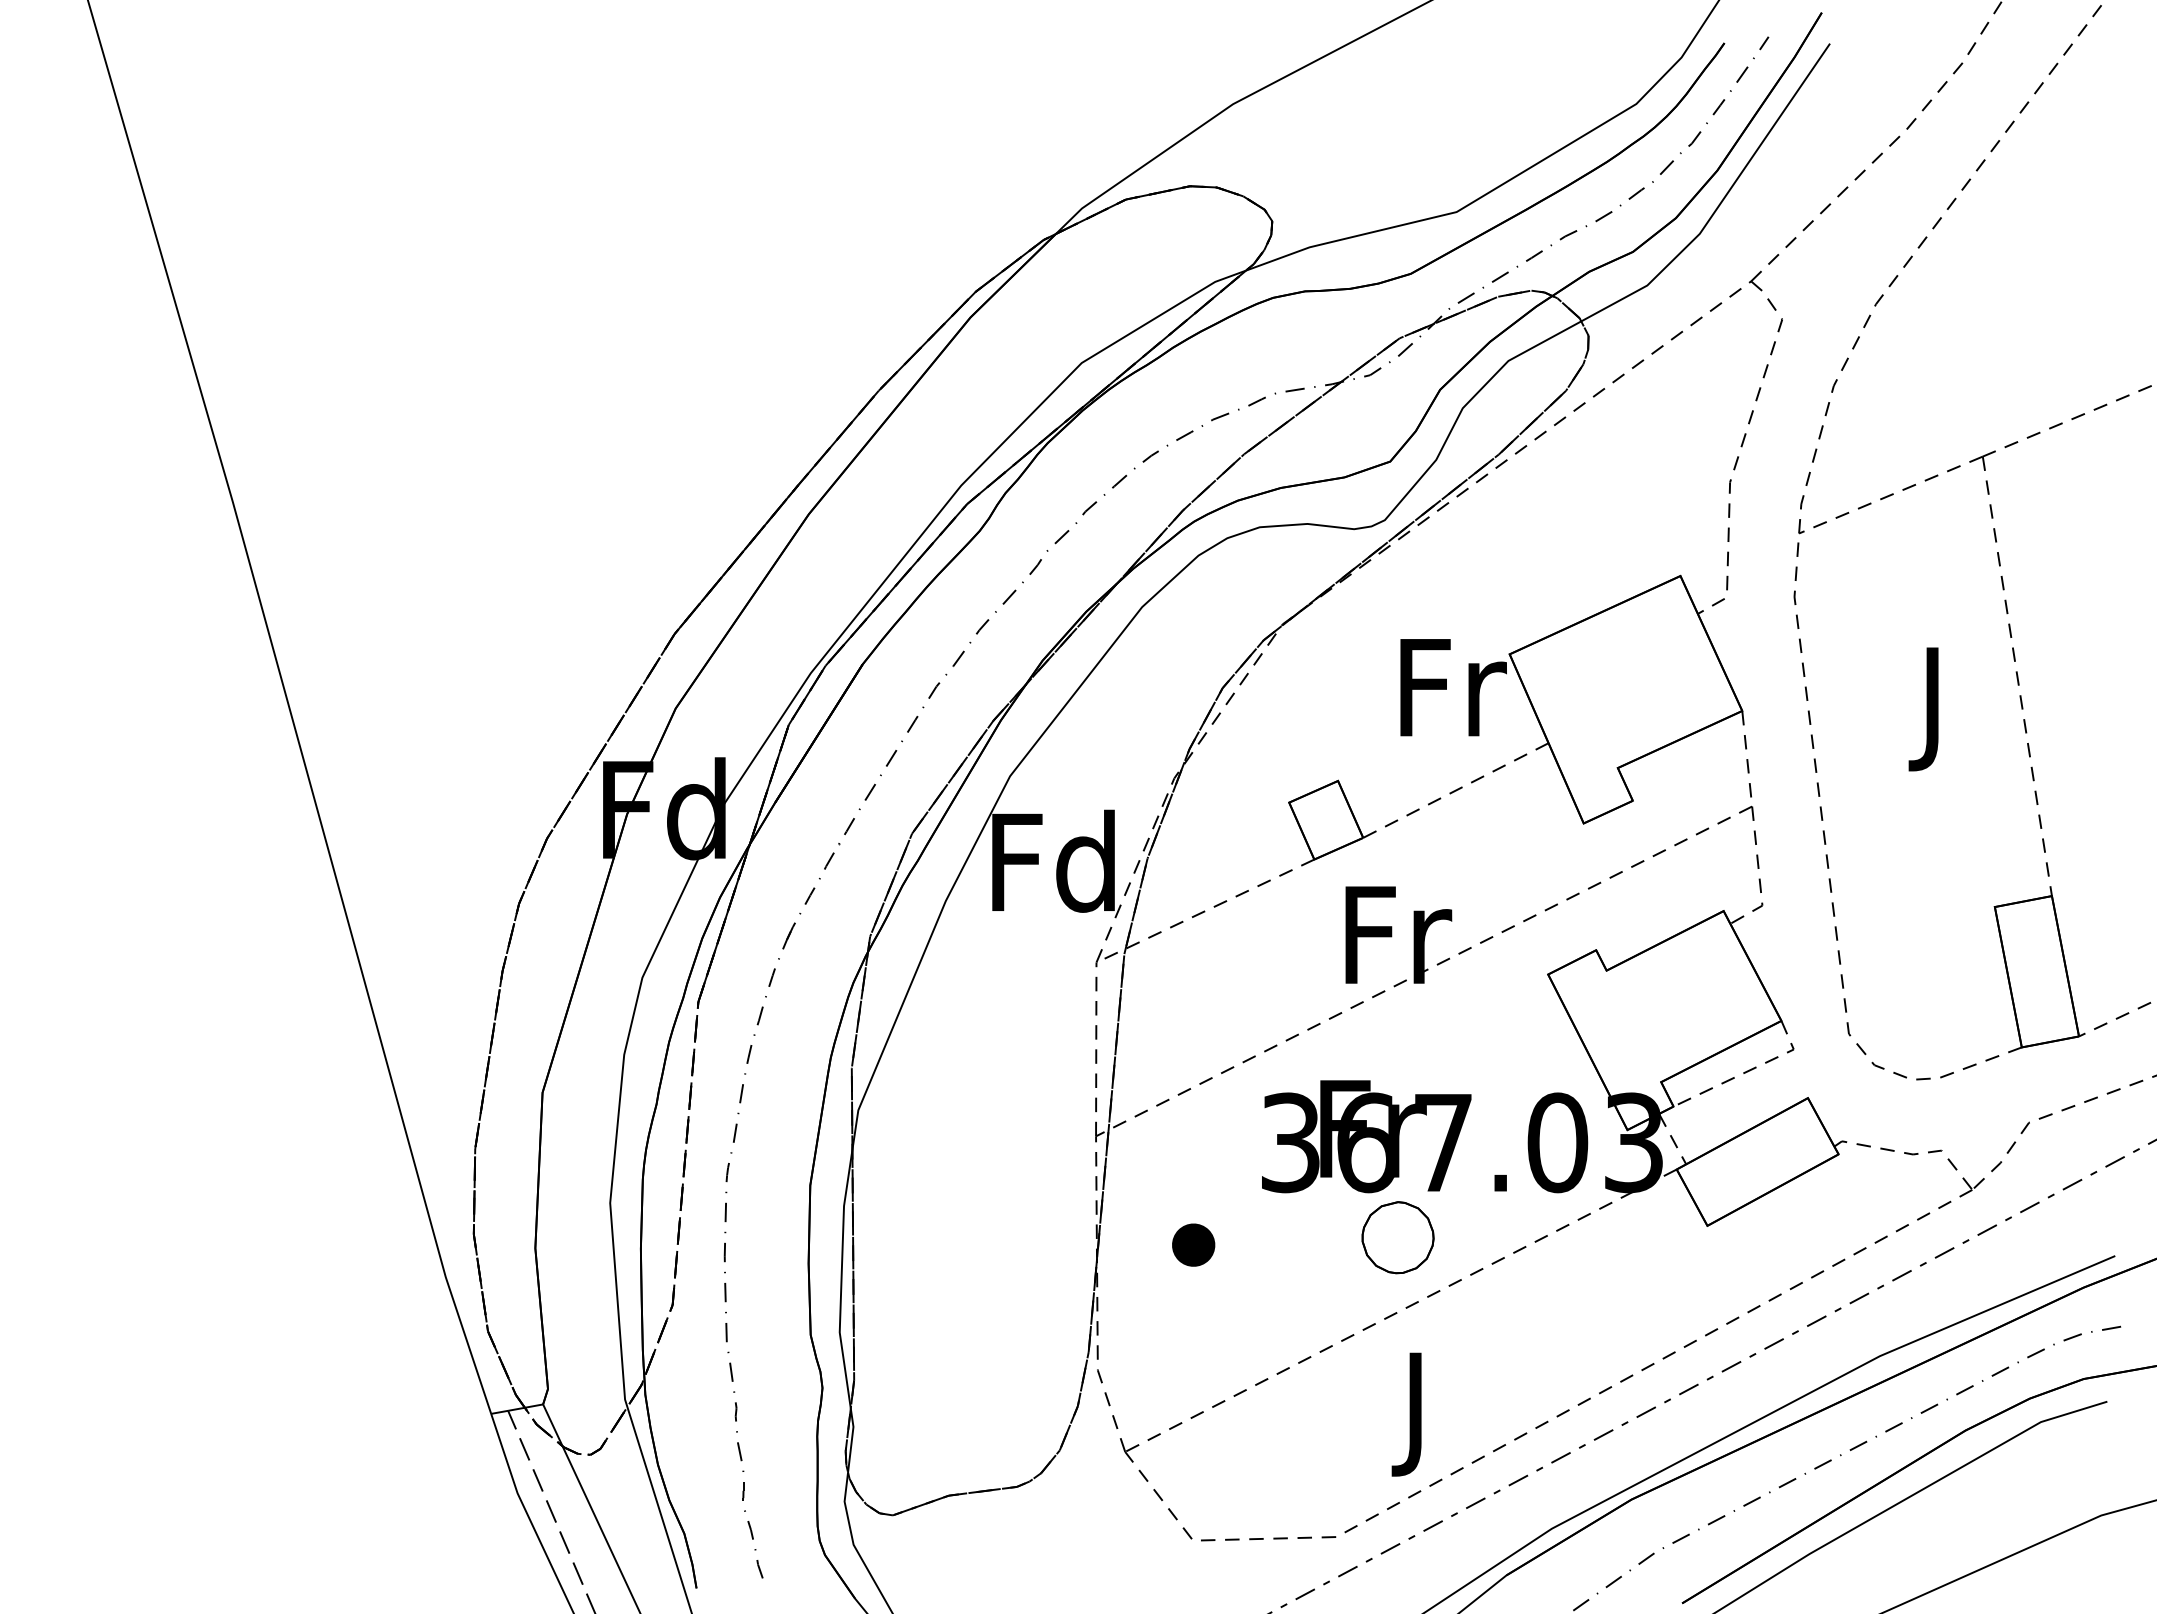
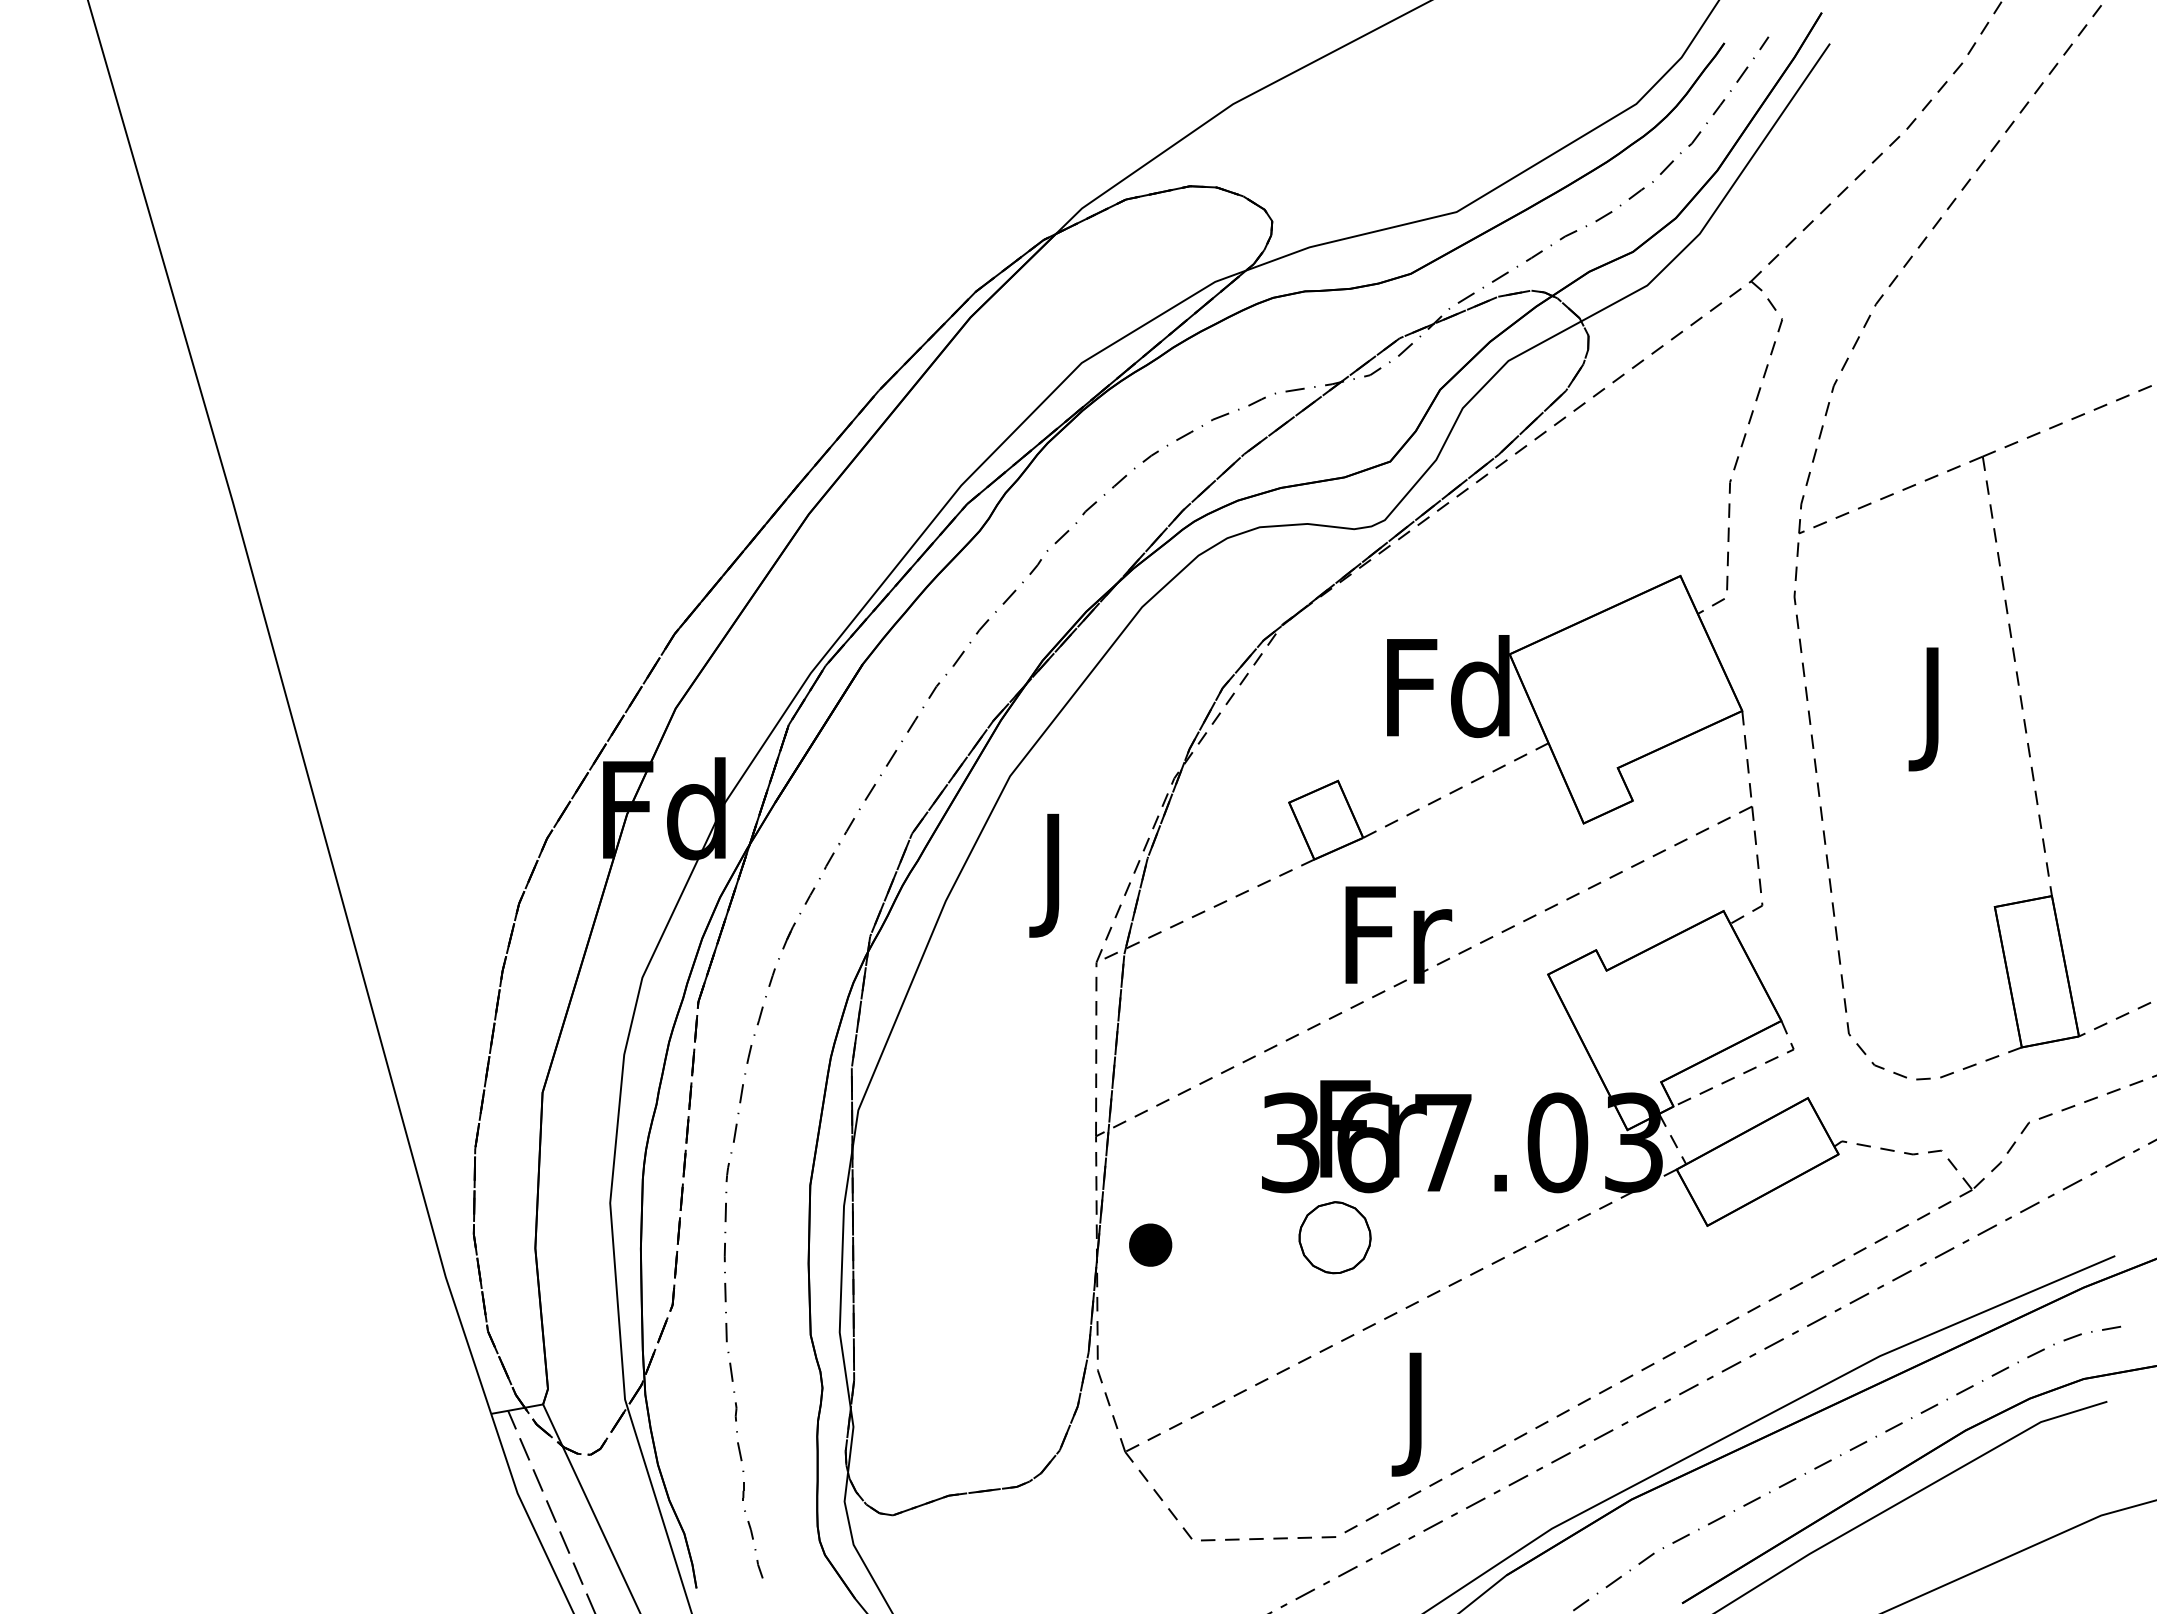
text: Fr -> Fd (1448, 686)
text: Fd -> J (1053, 873)
part position: (1397, 1237) -> (1334, 1237) (1334, 1237)
part position: (1193, 1244) -> (1150, 1244) (1150, 1244)
